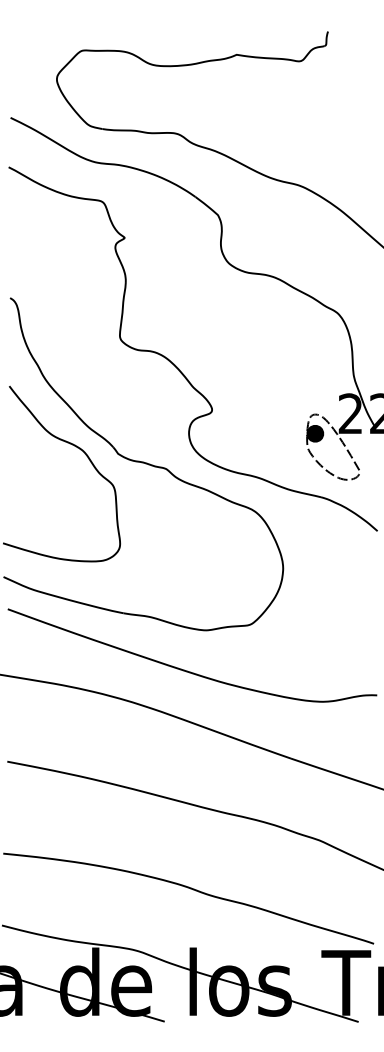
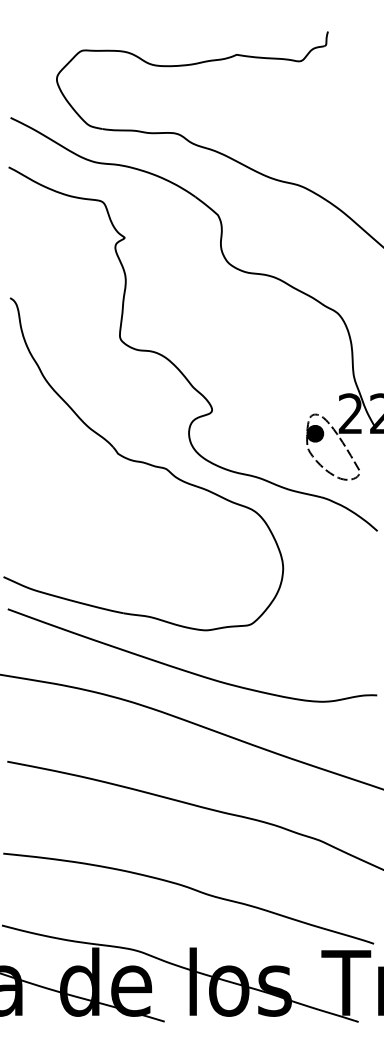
curve: present -> none (77, 448)
